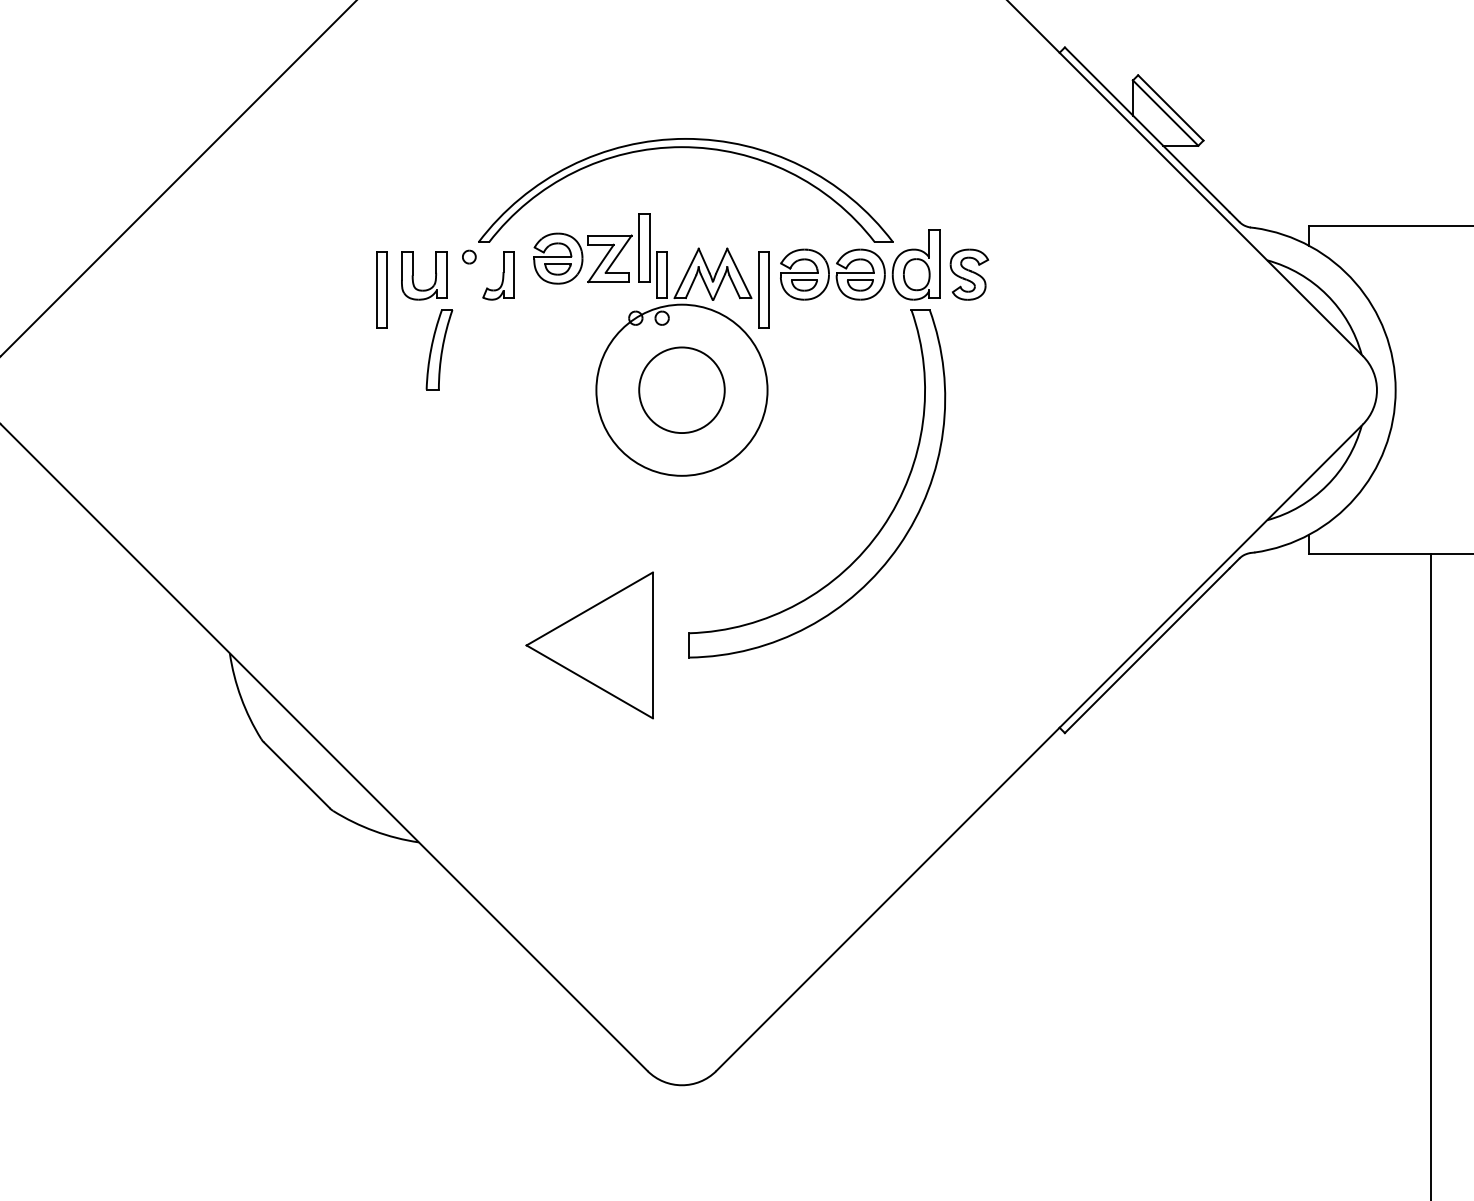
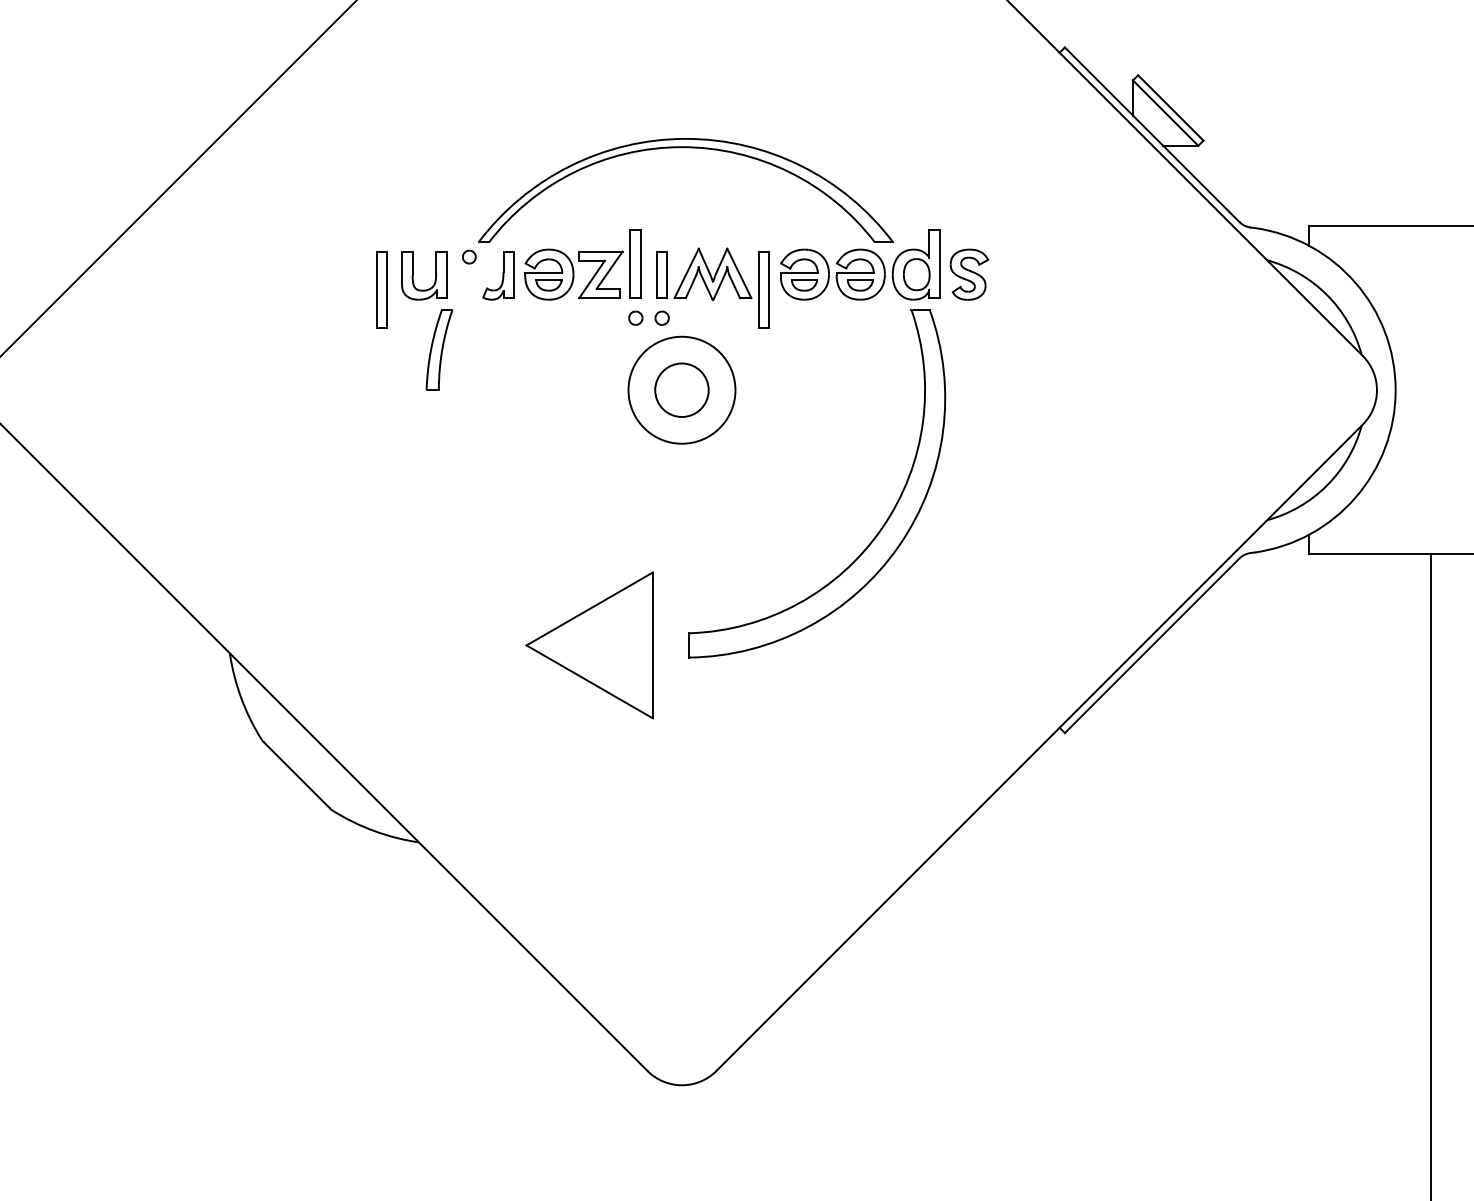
part position: (591, 248) -> (582, 264) (582, 264)
circle diameter: 171 px -> 107 px (681, 389)
circle diameter: 86 px -> 53 px (681, 390)
